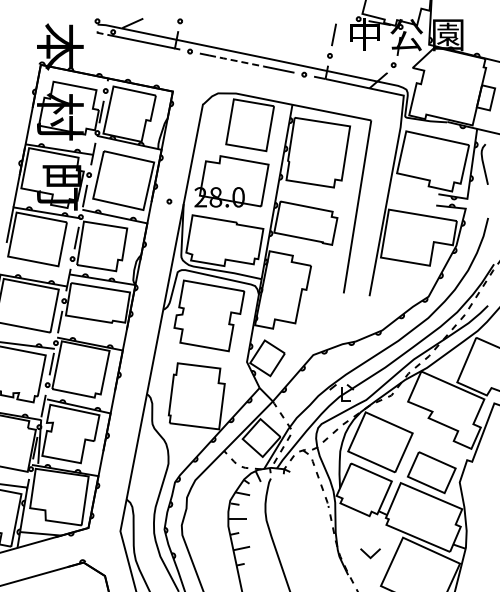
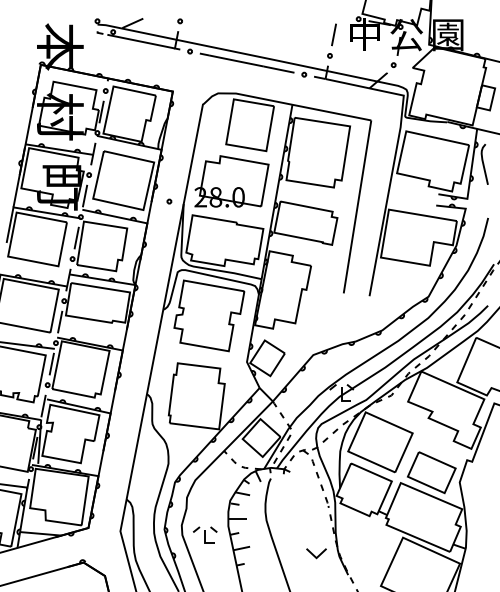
line: dashed -> solid (235, 60)
part: none -> present (204, 534)
part position: (370, 553) -> (316, 553) (316, 553)
